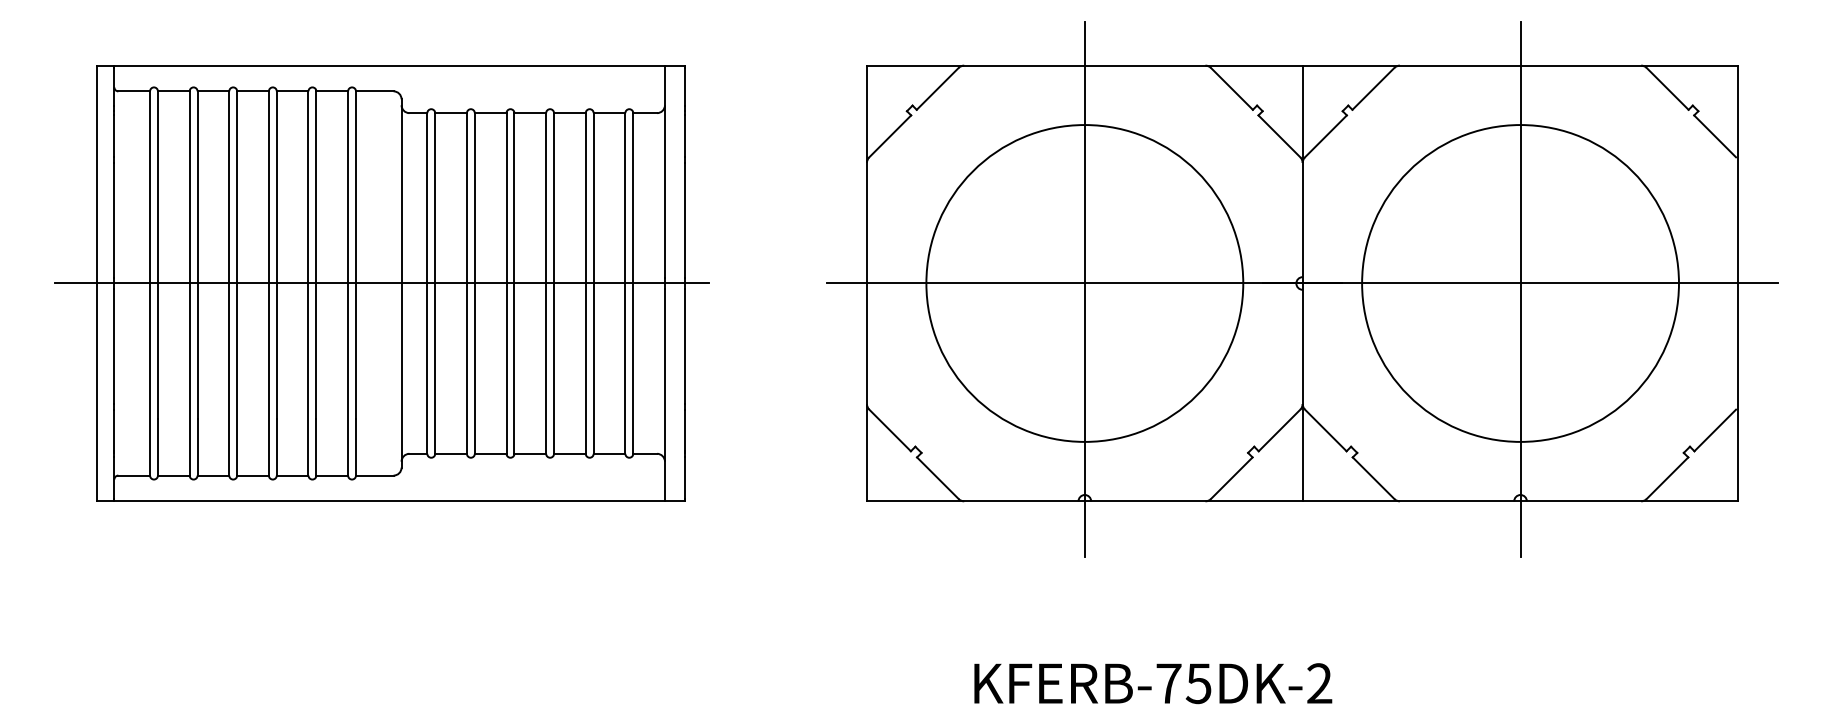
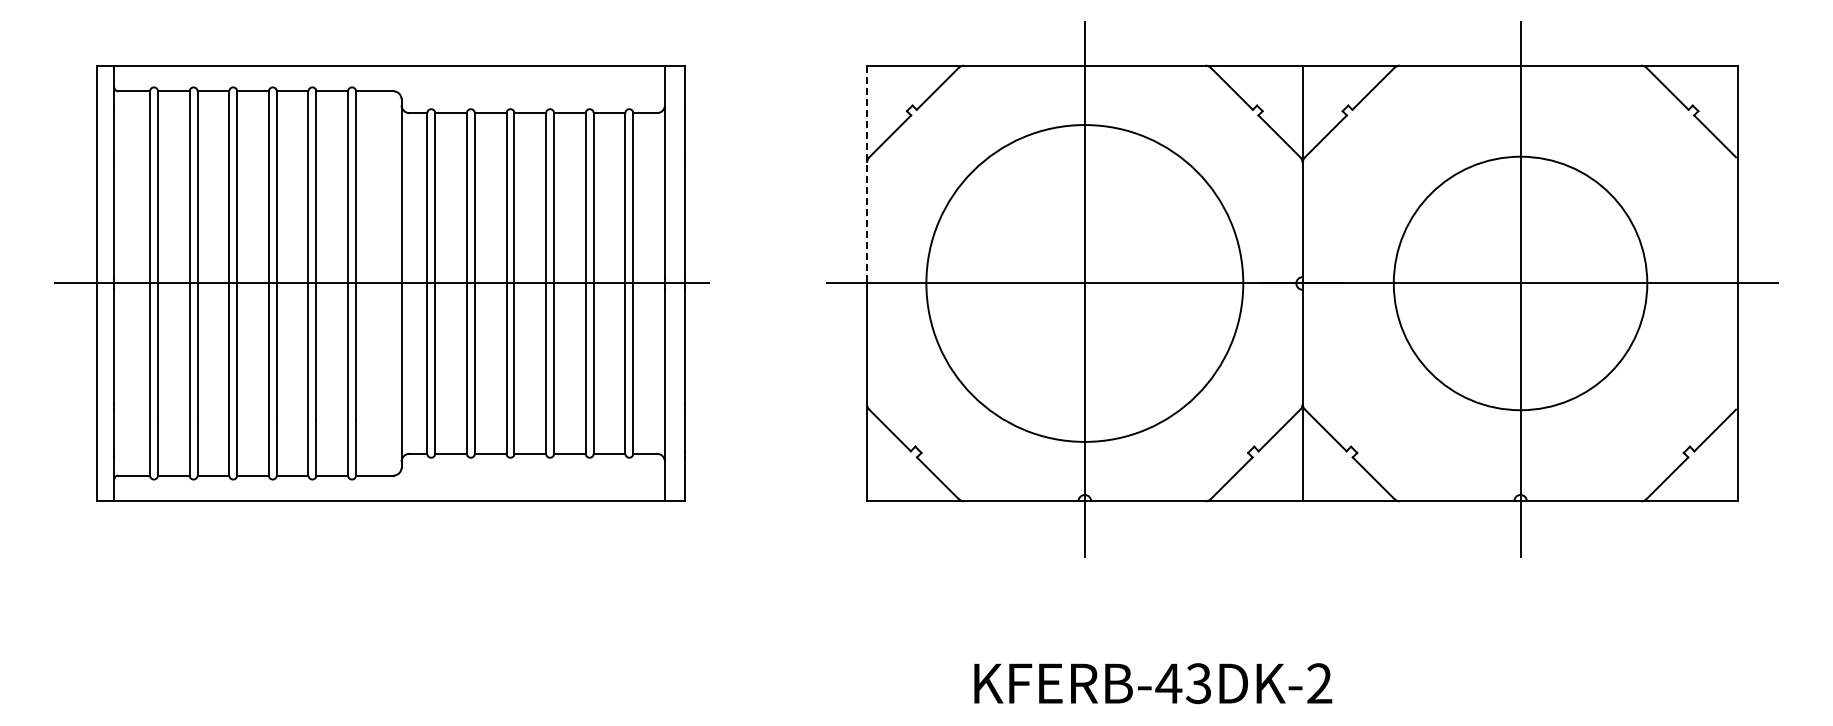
line: solid -> dashed (866, 174)
circle diameter: 317 px -> 254 px (1520, 283)
text: KFERB-75DK-2 -> KFERB-43DK-2 (1183, 683)
